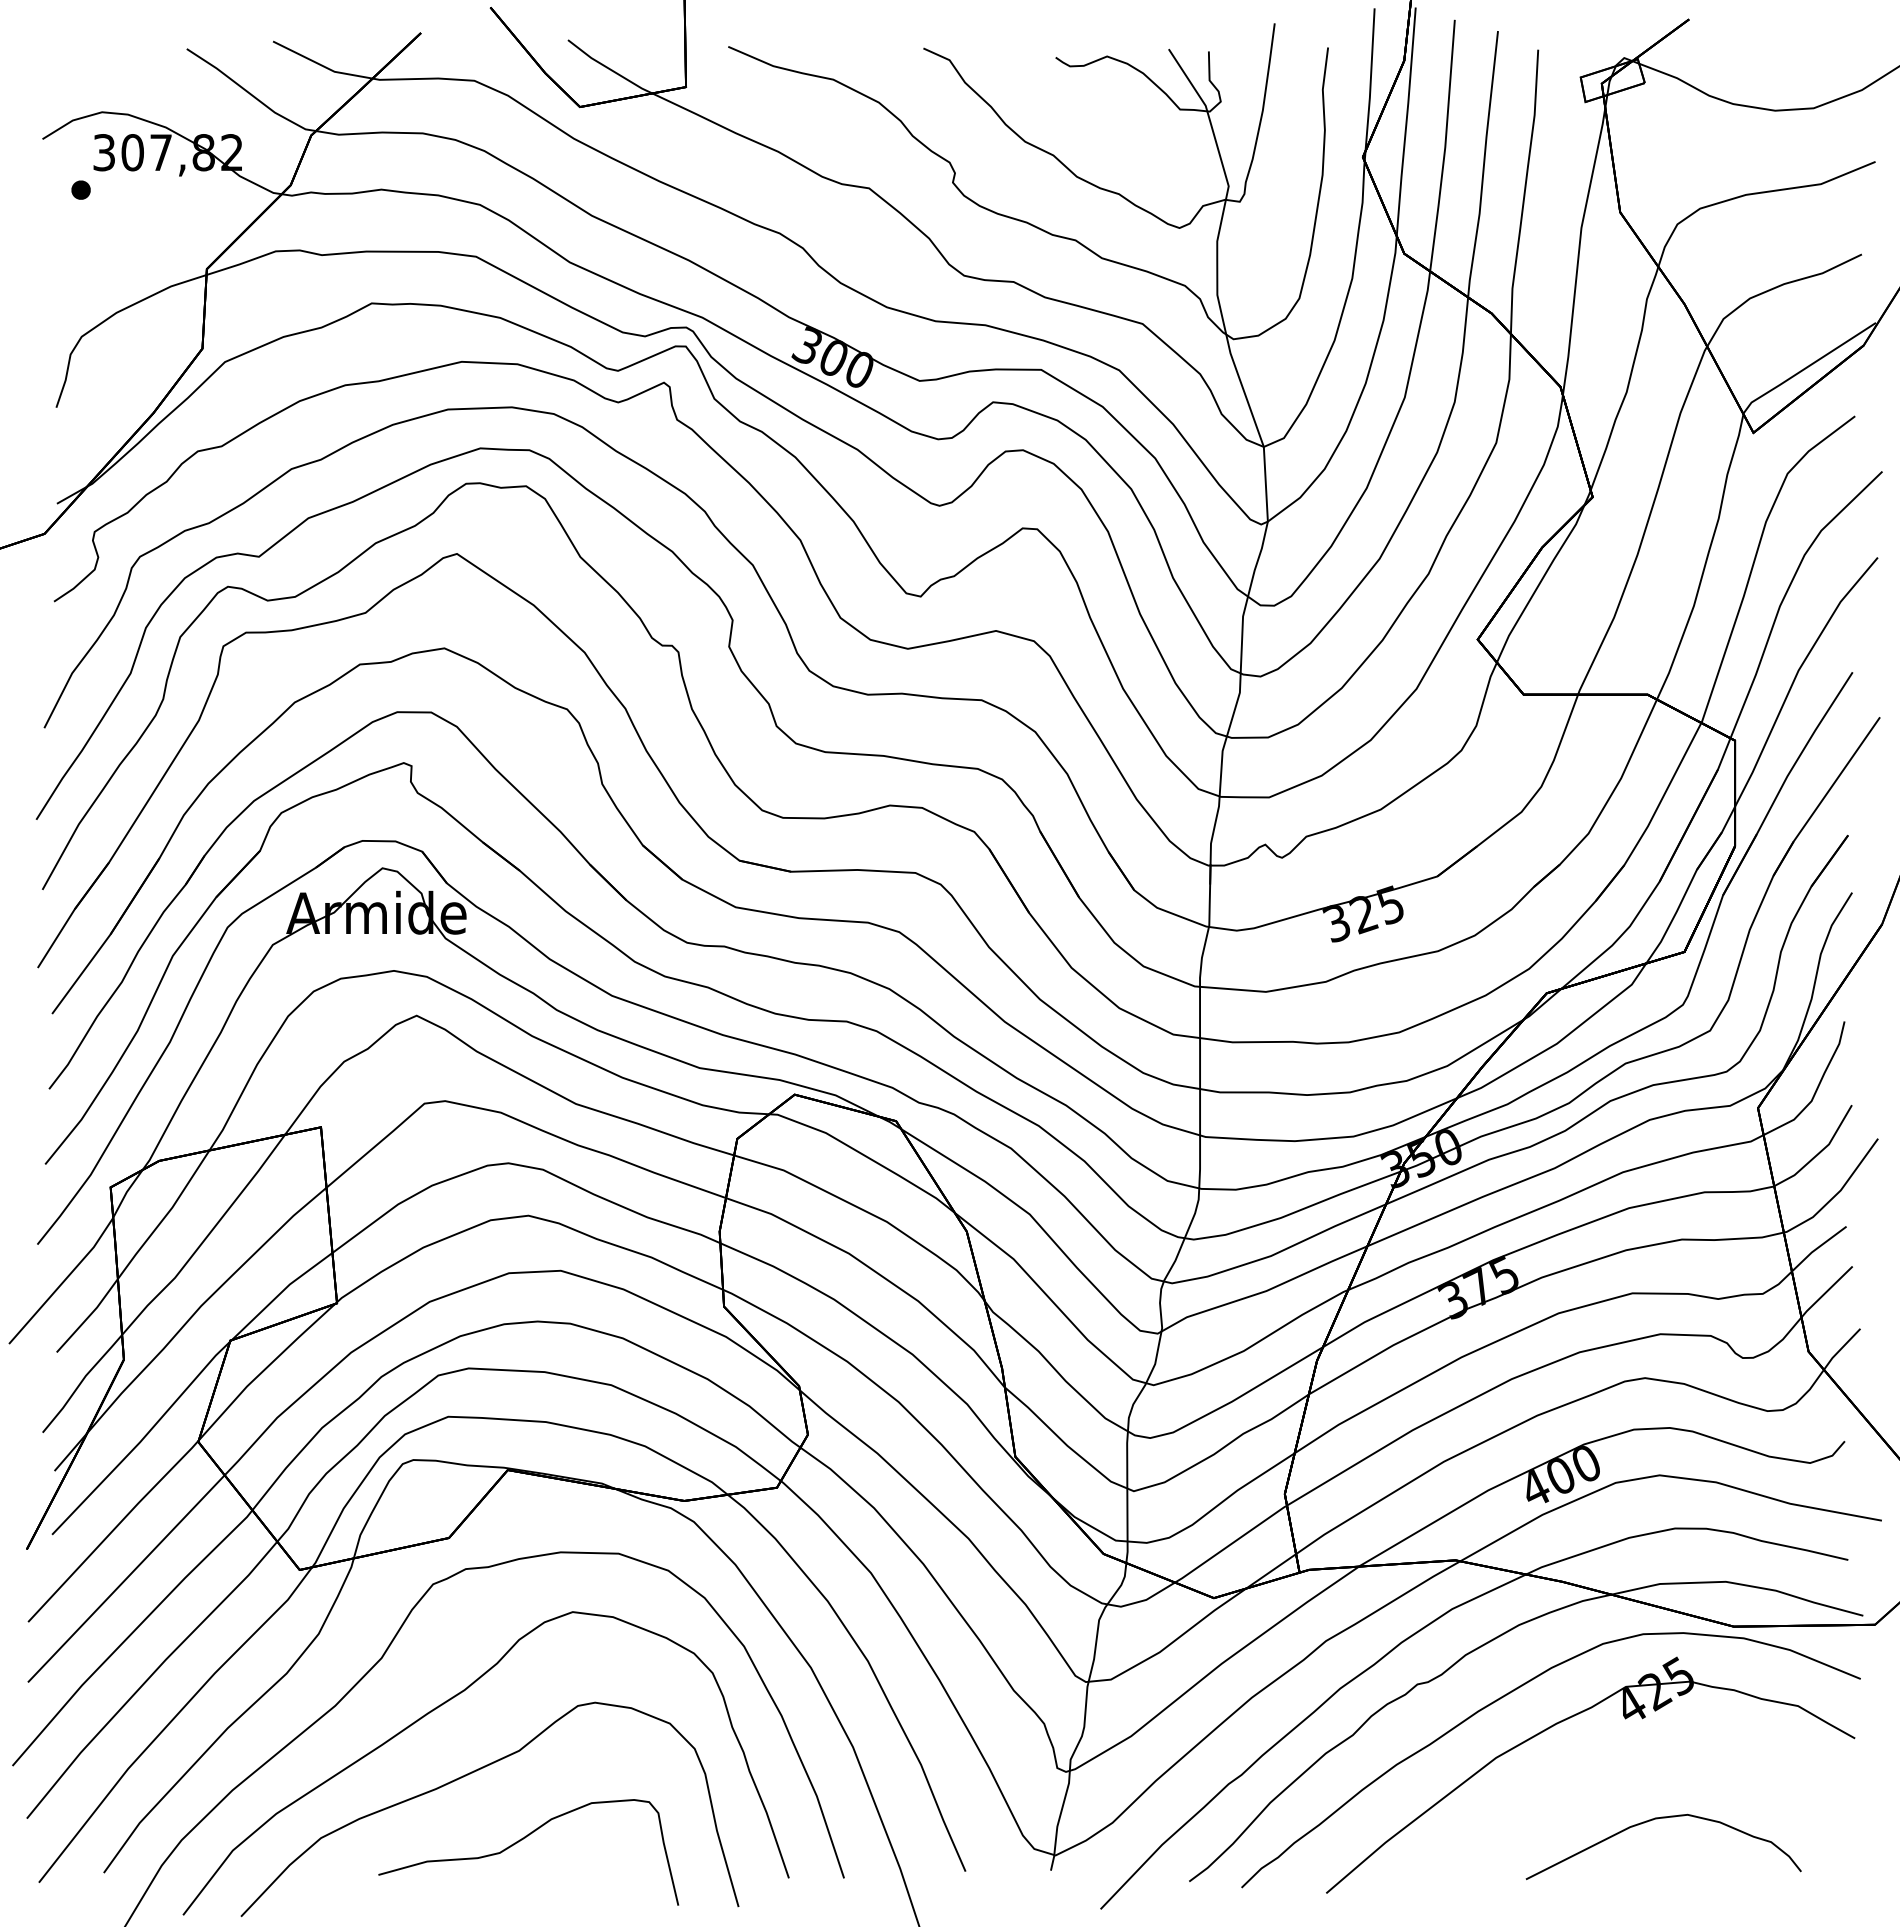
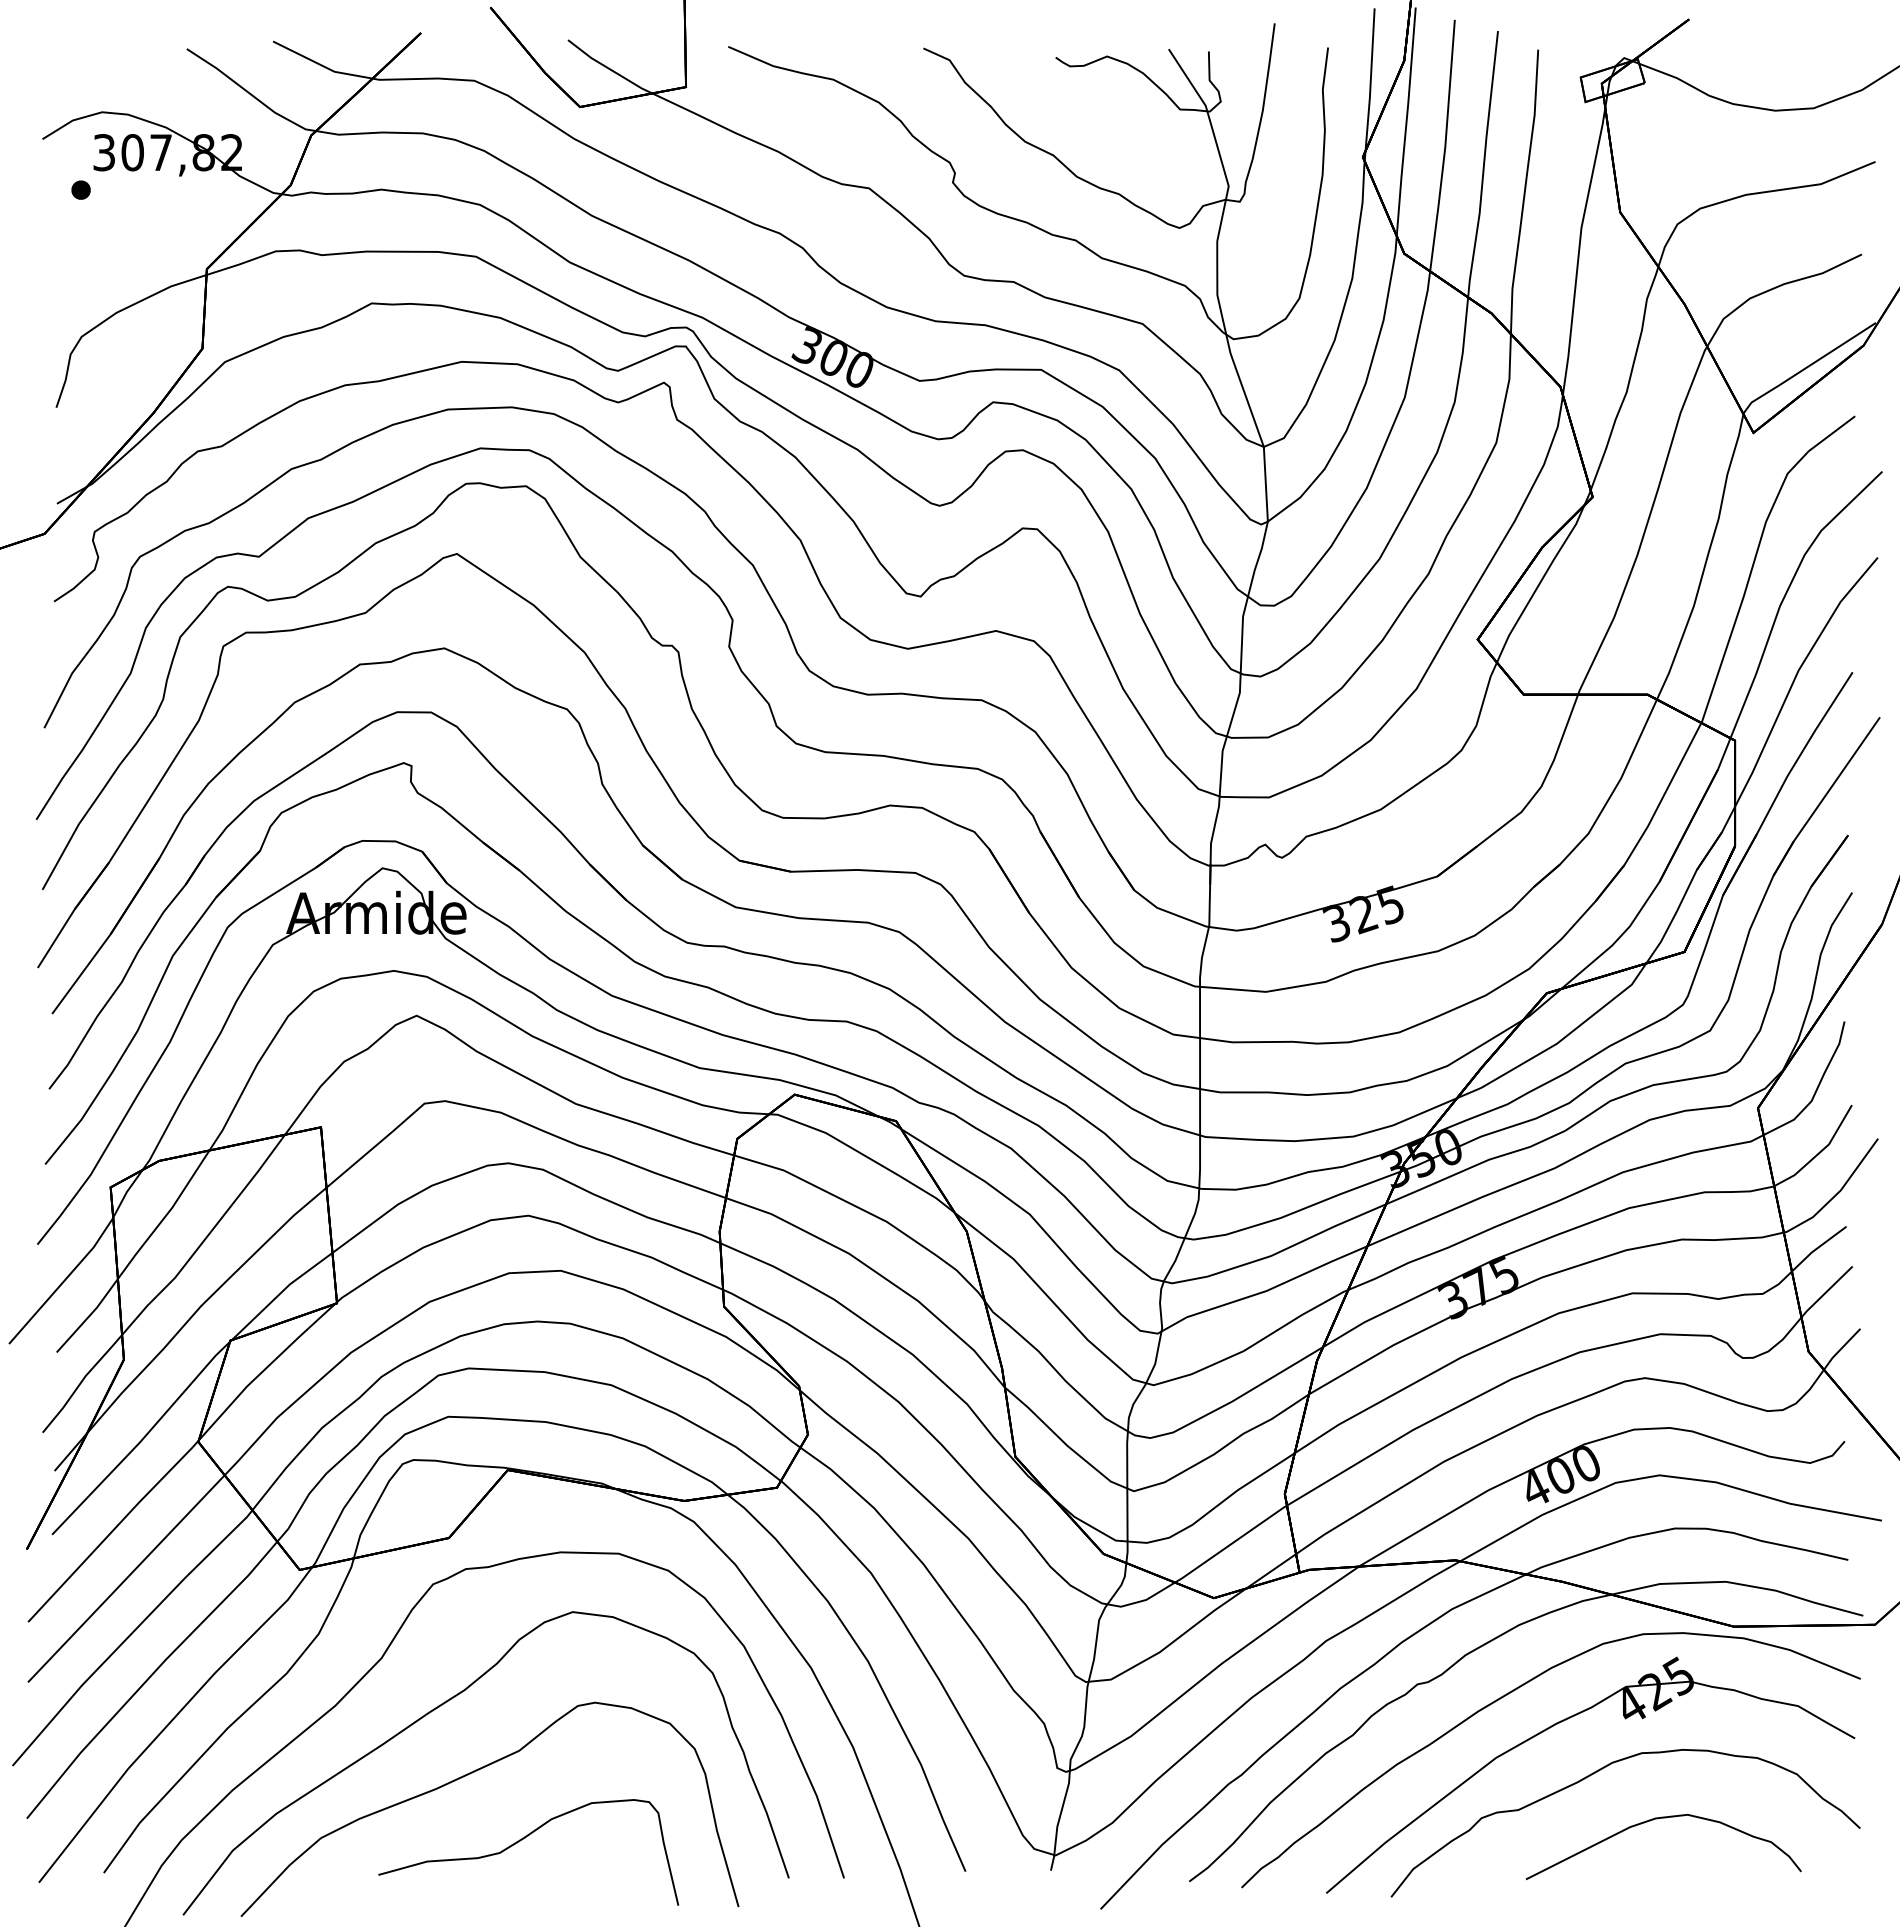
curve: none -> present (1599, 1771)
